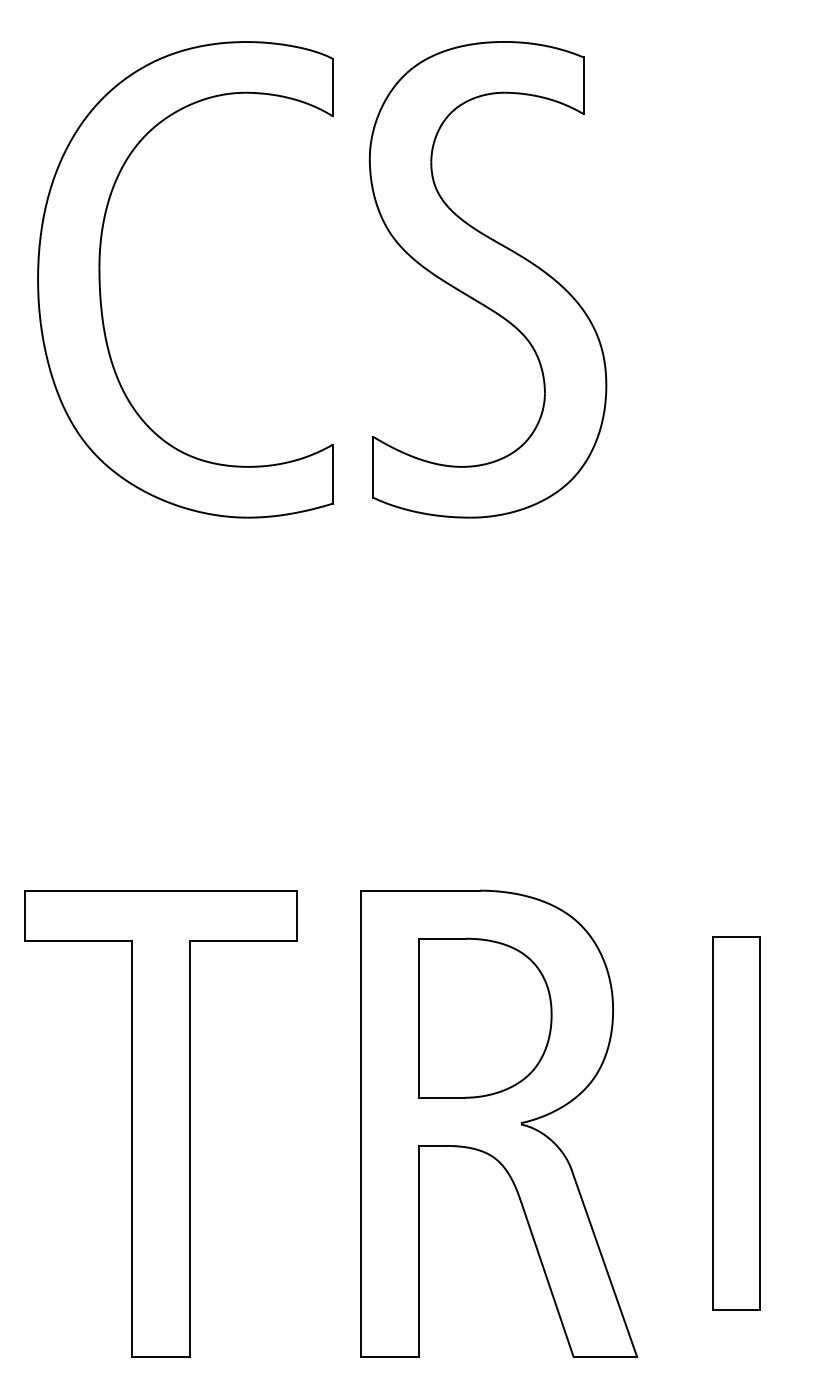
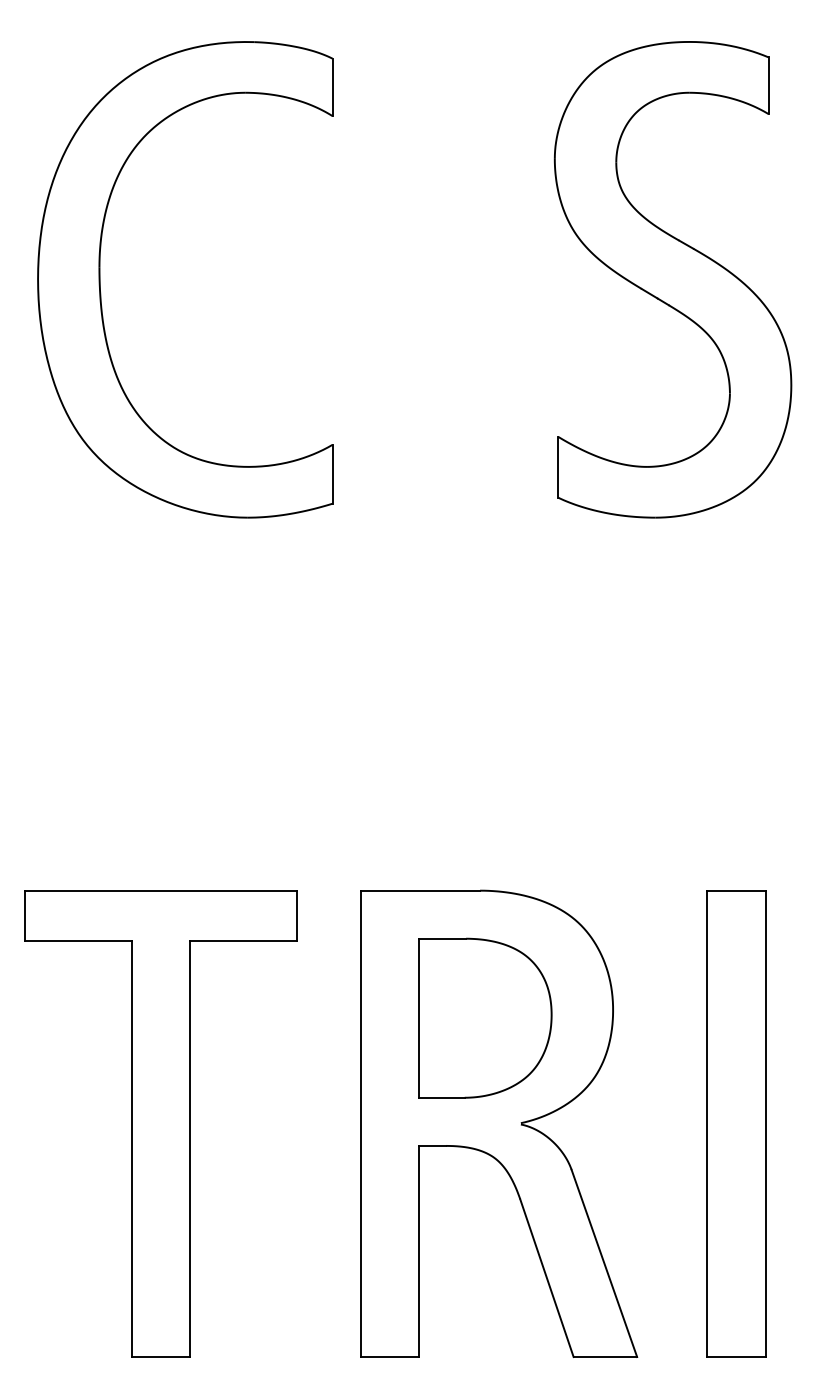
part position: (487, 279) -> (672, 279) (672, 279)
part size: 49x375 px -> 61x468 px (736, 1123)
